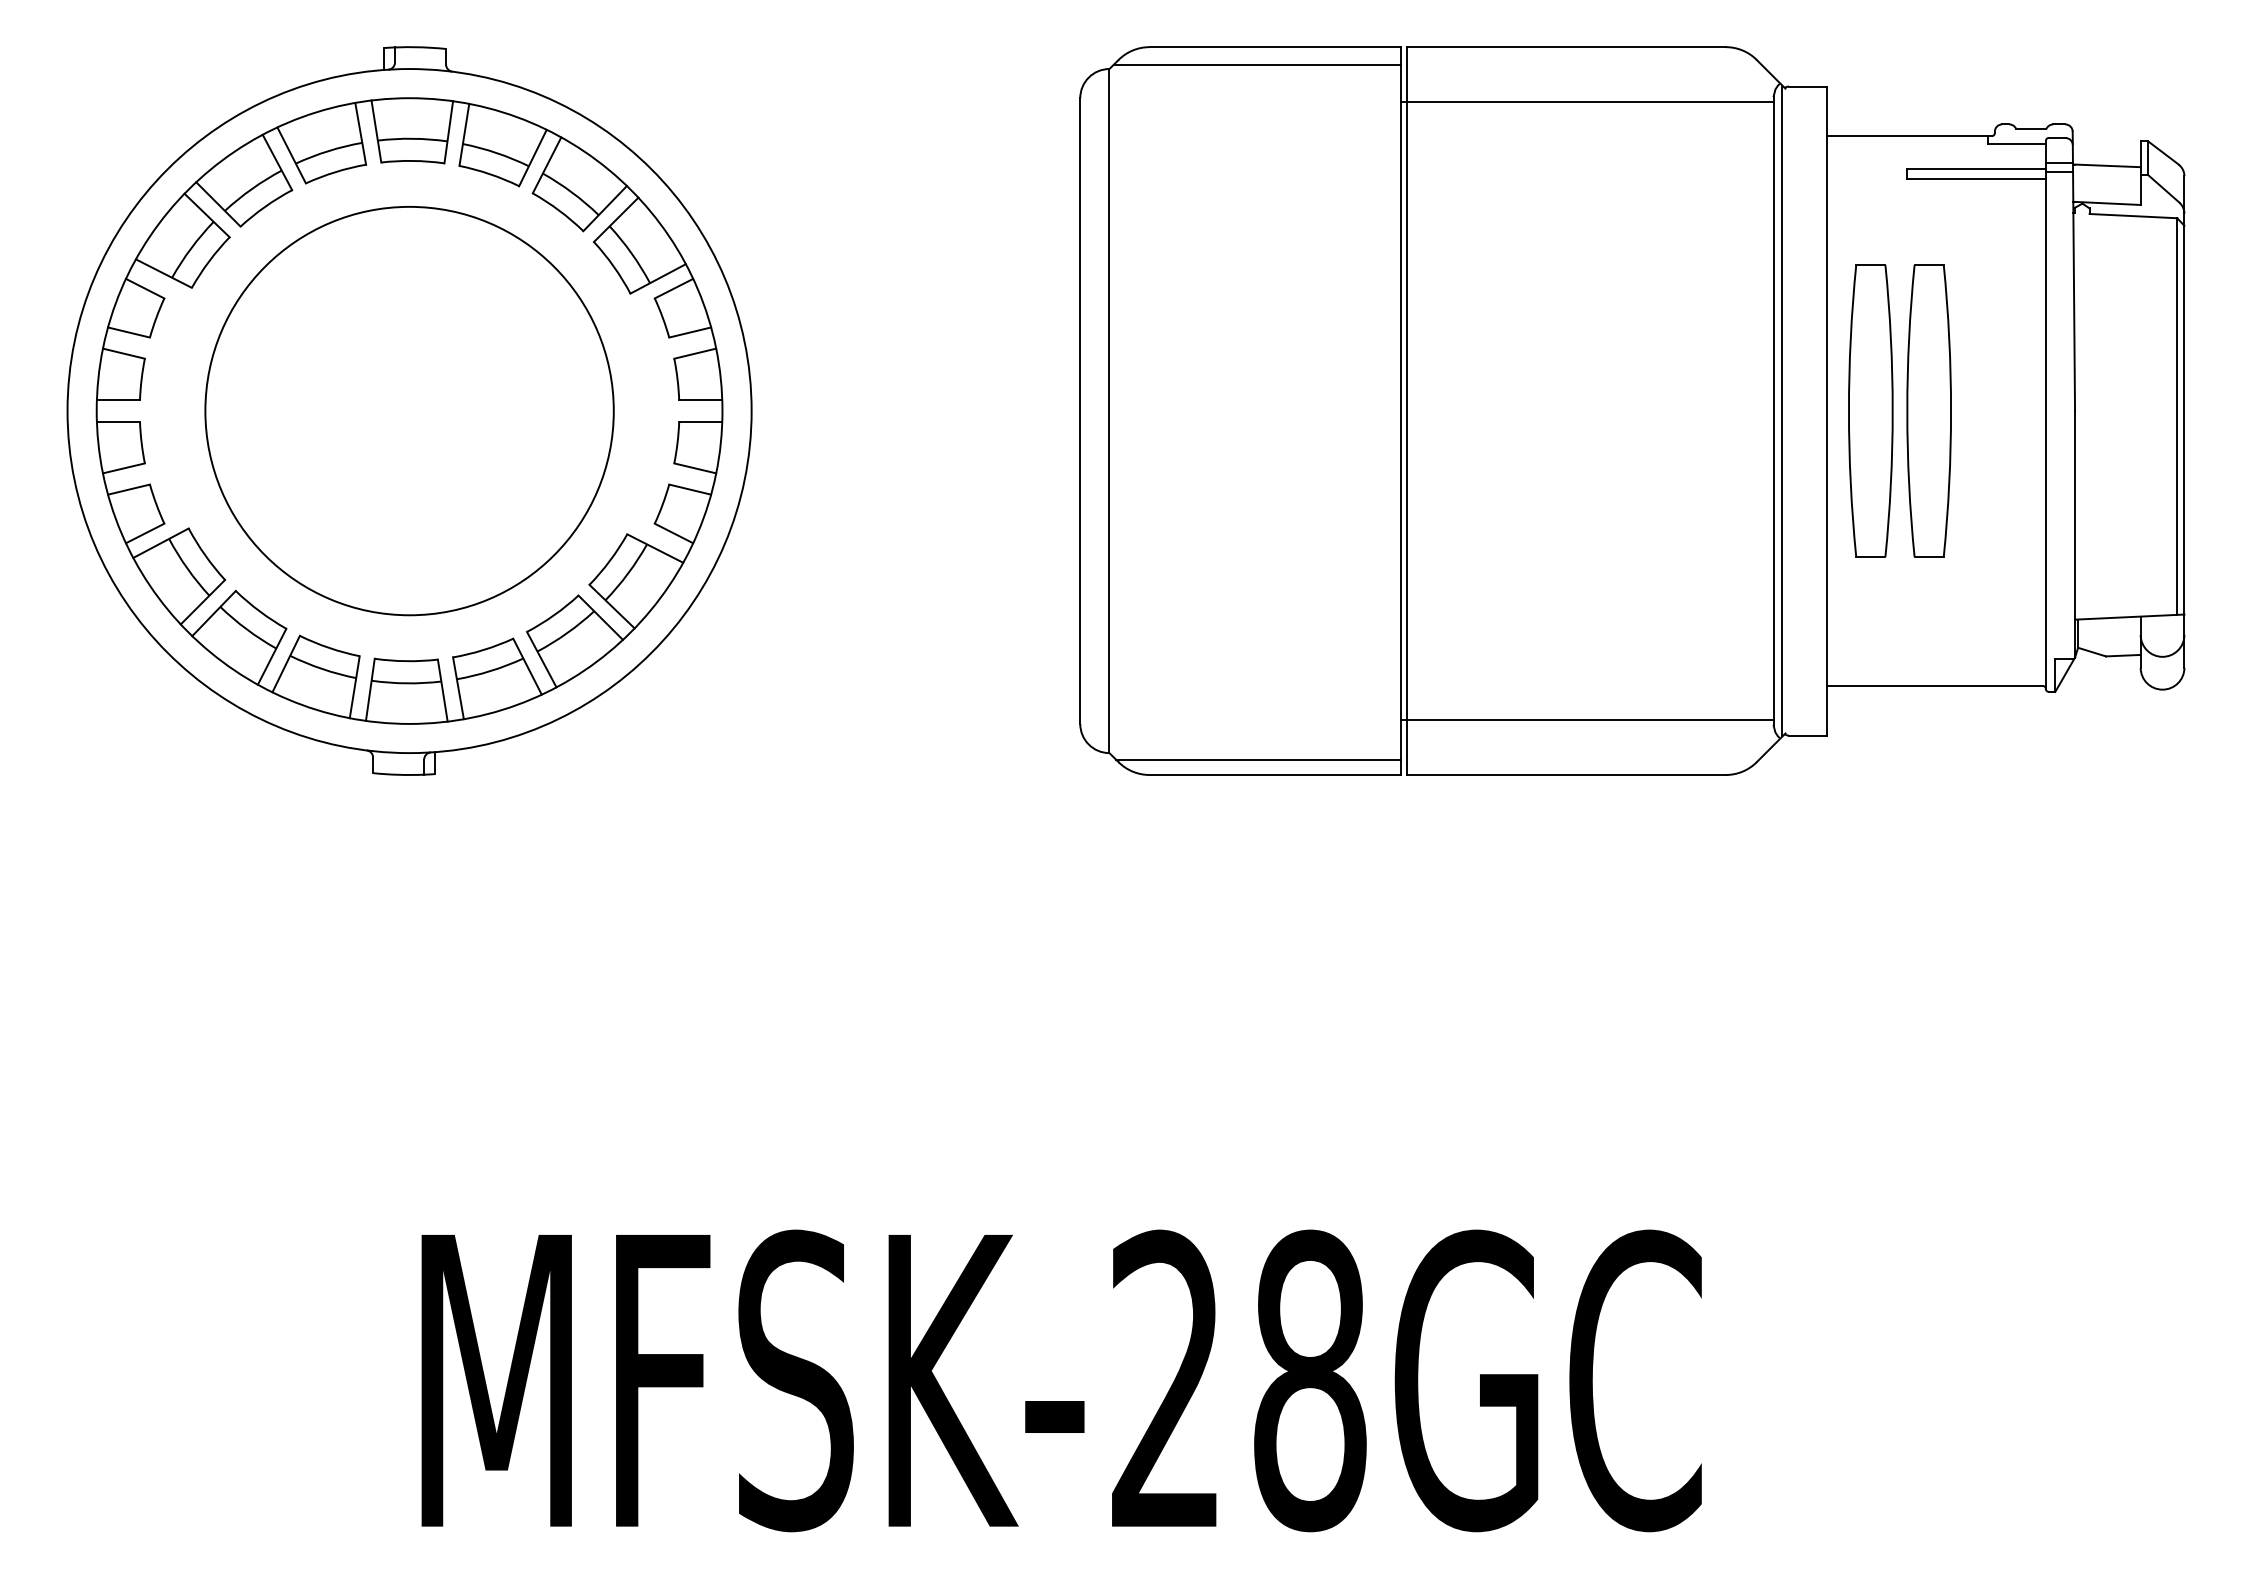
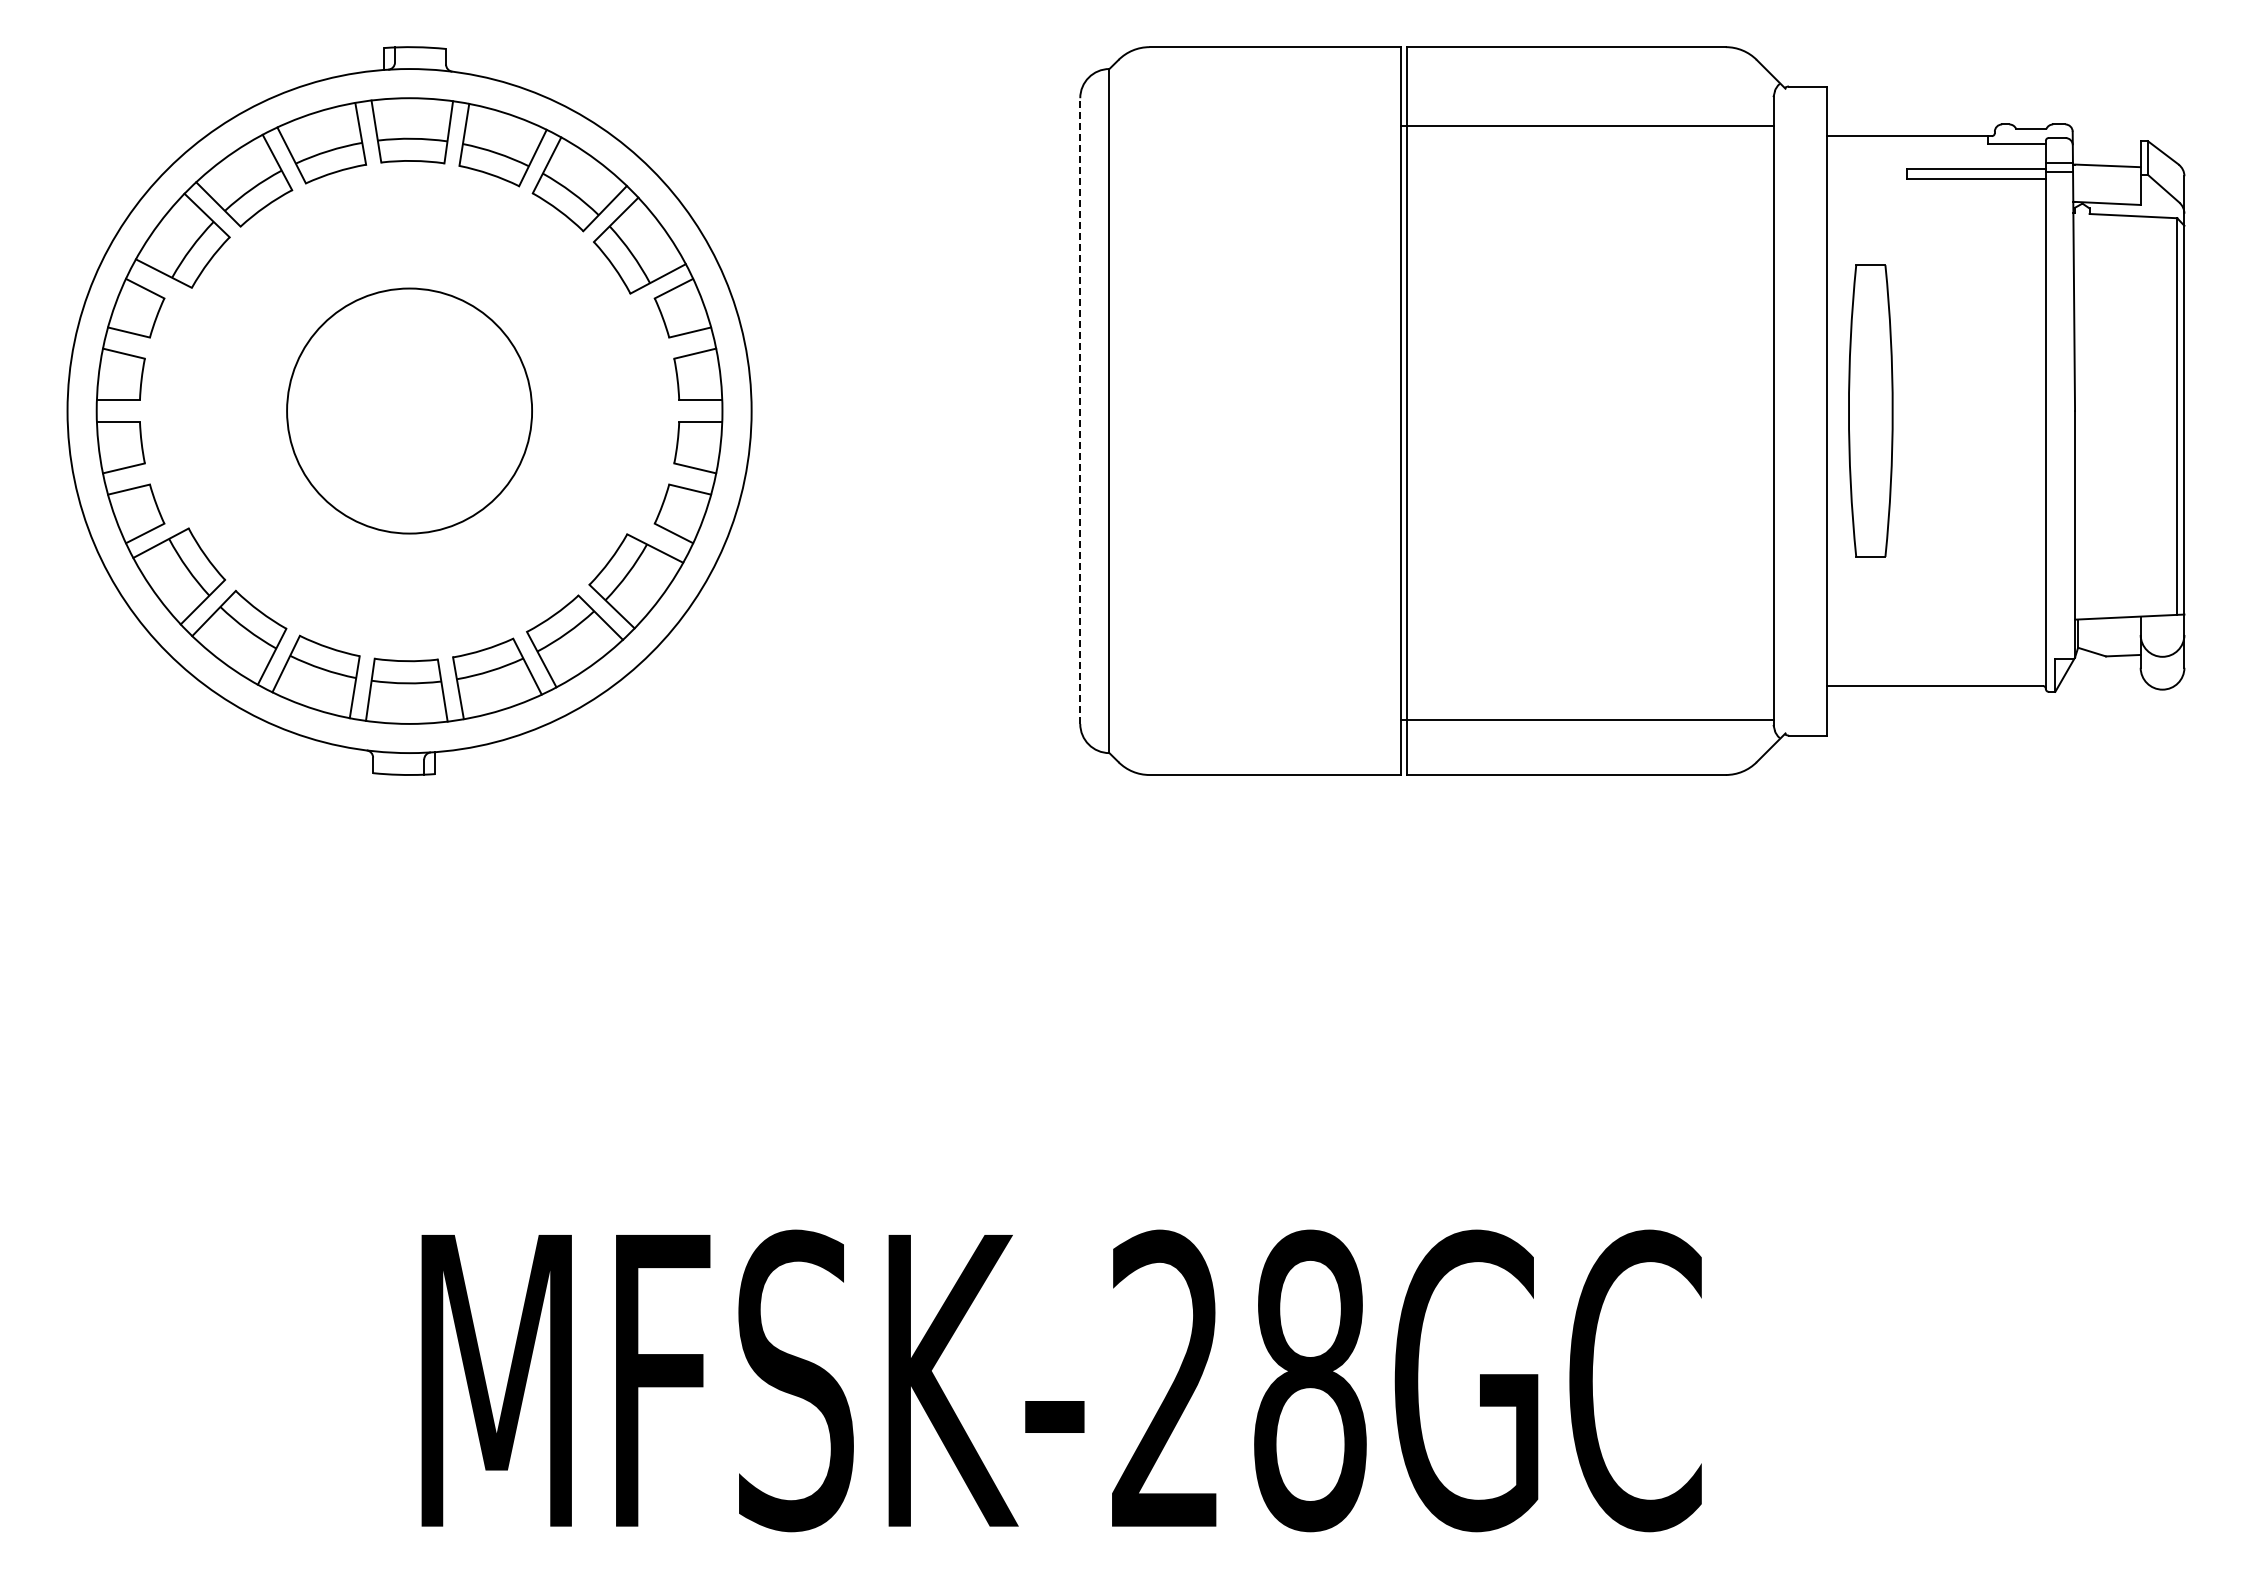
line: present -> none (1257, 64)
line position: (1587, 101) -> (1587, 125) (1587, 125)
circle diameter: 408 px -> 245 px (409, 410)
line: present -> none (1782, 410)
part: present -> none (1928, 410)
line: solid -> dashed (1080, 411)
line: present -> none (1258, 759)
